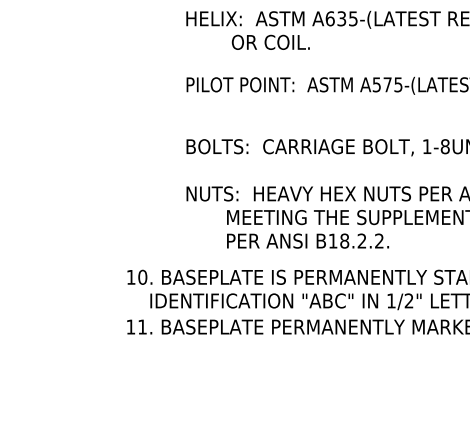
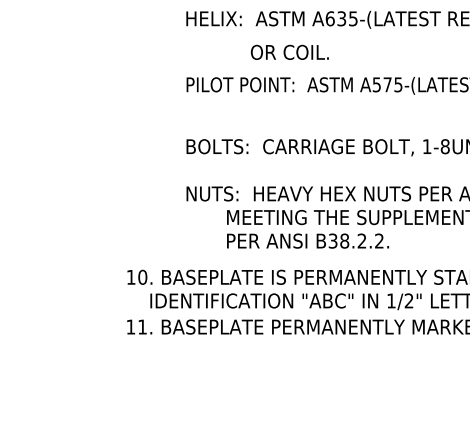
text position: (270, 41) -> (289, 51) (289, 51)
text: B18.2.2. -> B38.2.2. (332, 240)
